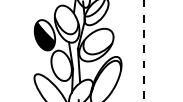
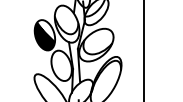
line: dashed -> solid (144, 50)
